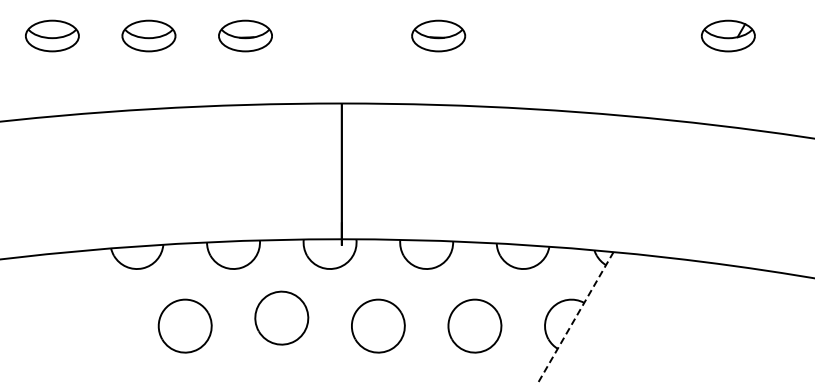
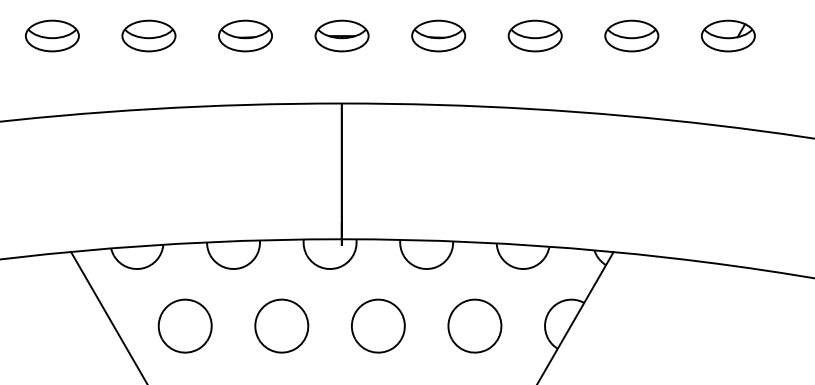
part: none -> present (341, 35)
part: none -> present (534, 35)
part: none -> present (631, 35)
line: none -> present (108, 316)
part position: (281, 317) -> (281, 325) (281, 325)
line: dashed -> solid (575, 318)
